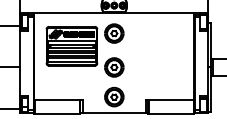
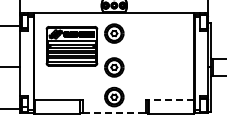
line: solid -> dashed (170, 100)
line: solid -> dashed (114, 112)
